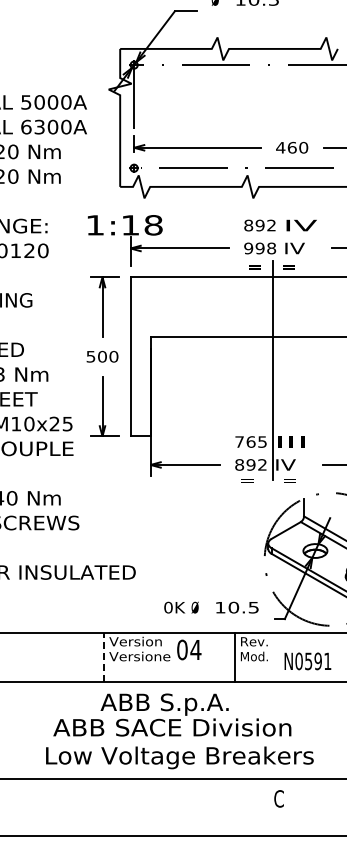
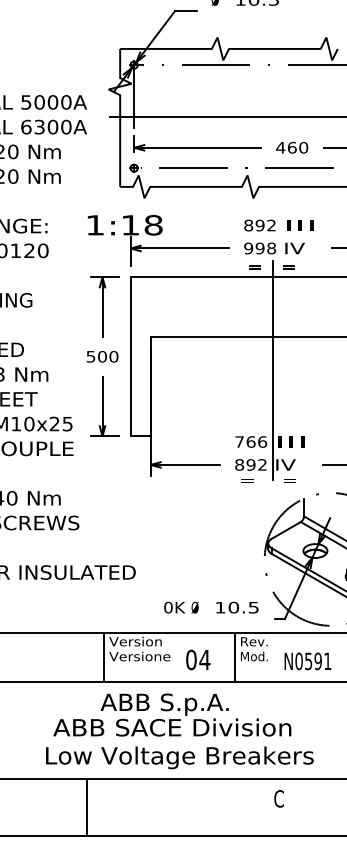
line: none -> present (226, 116)
text: IV -> III (301, 225)
text: 765 -> 766 (262, 441)
text position: (189, 649) -> (198, 659) (198, 659)
line: dashed -> solid (104, 657)
line: none -> present (87, 807)
